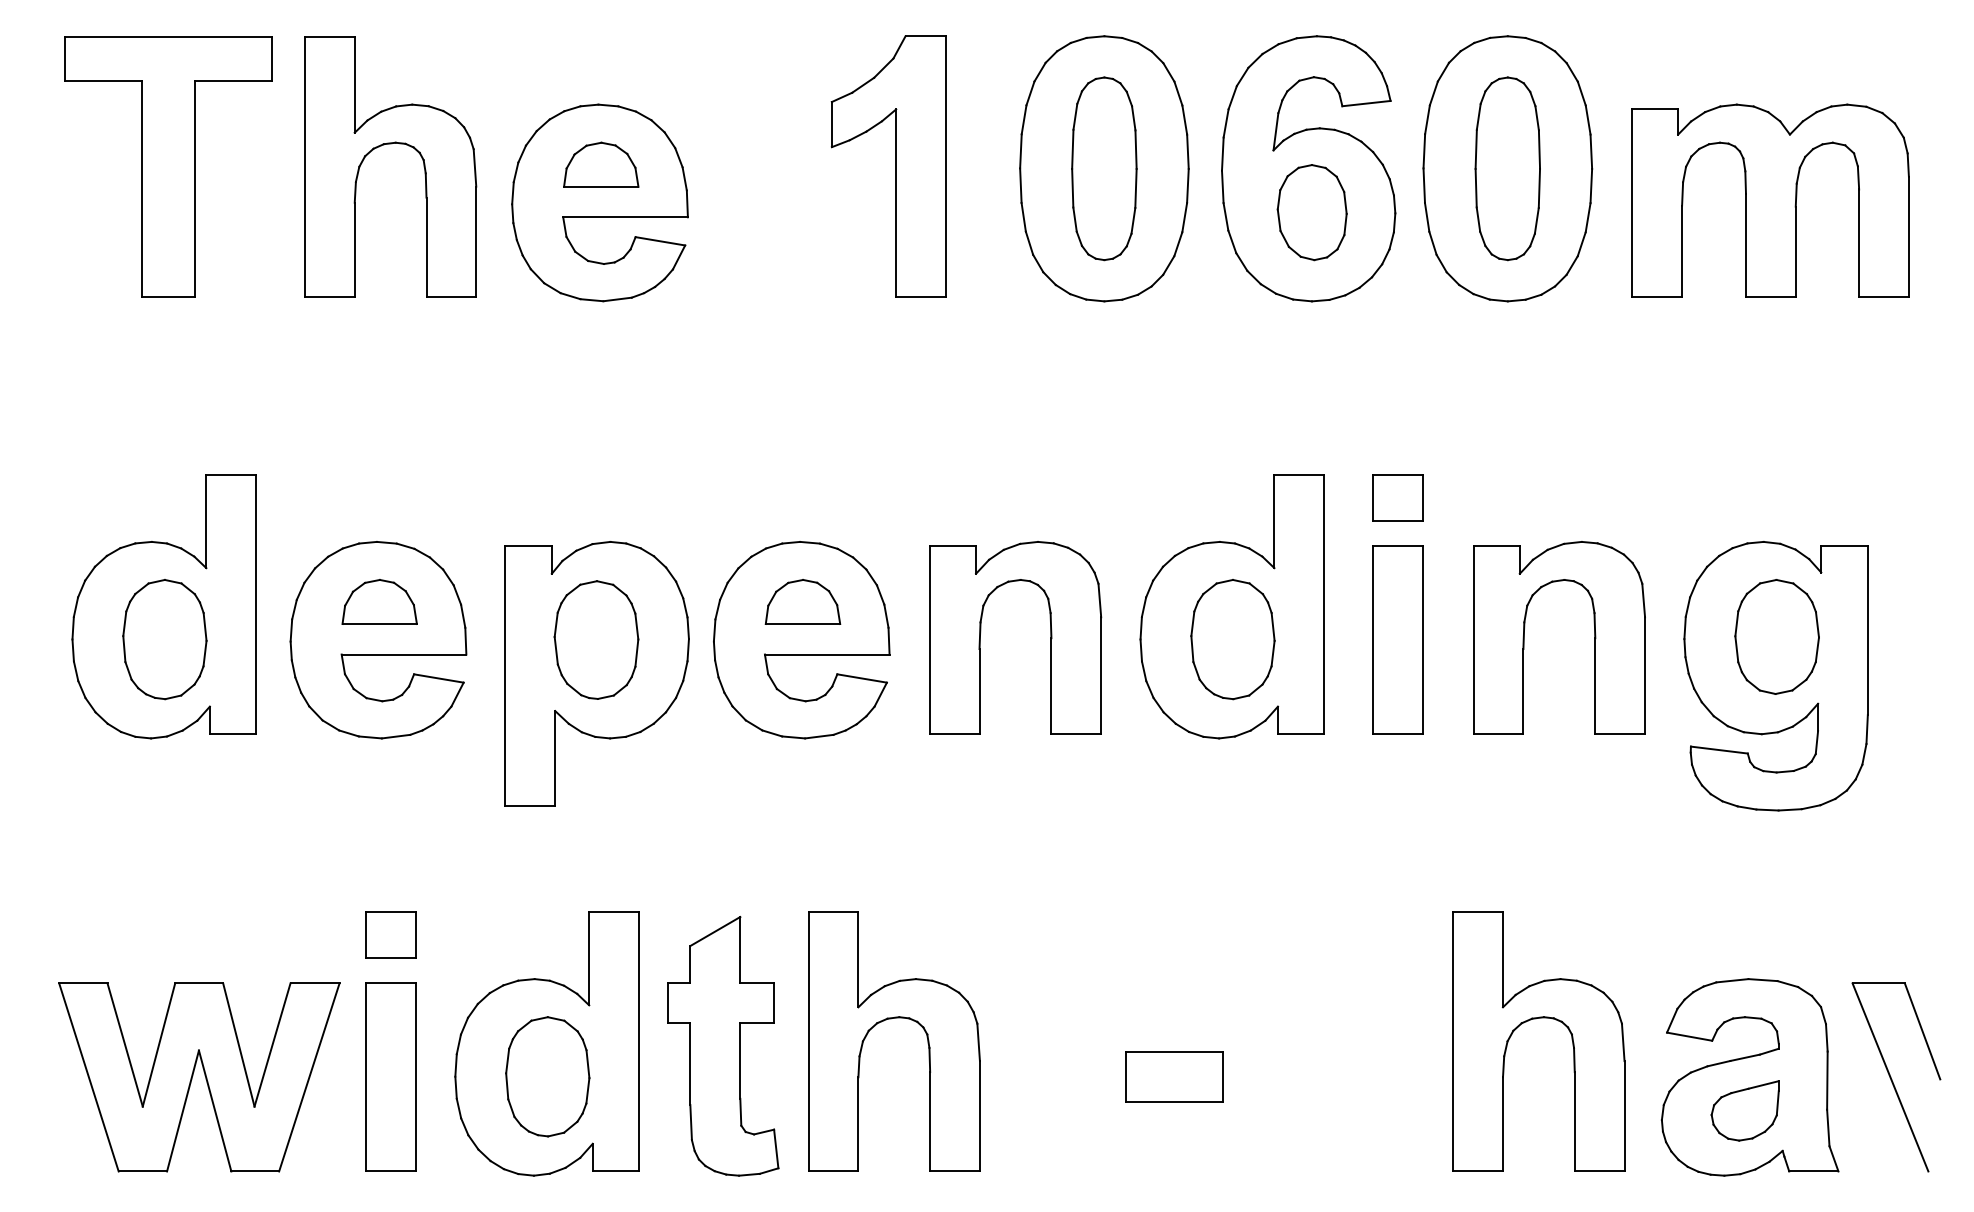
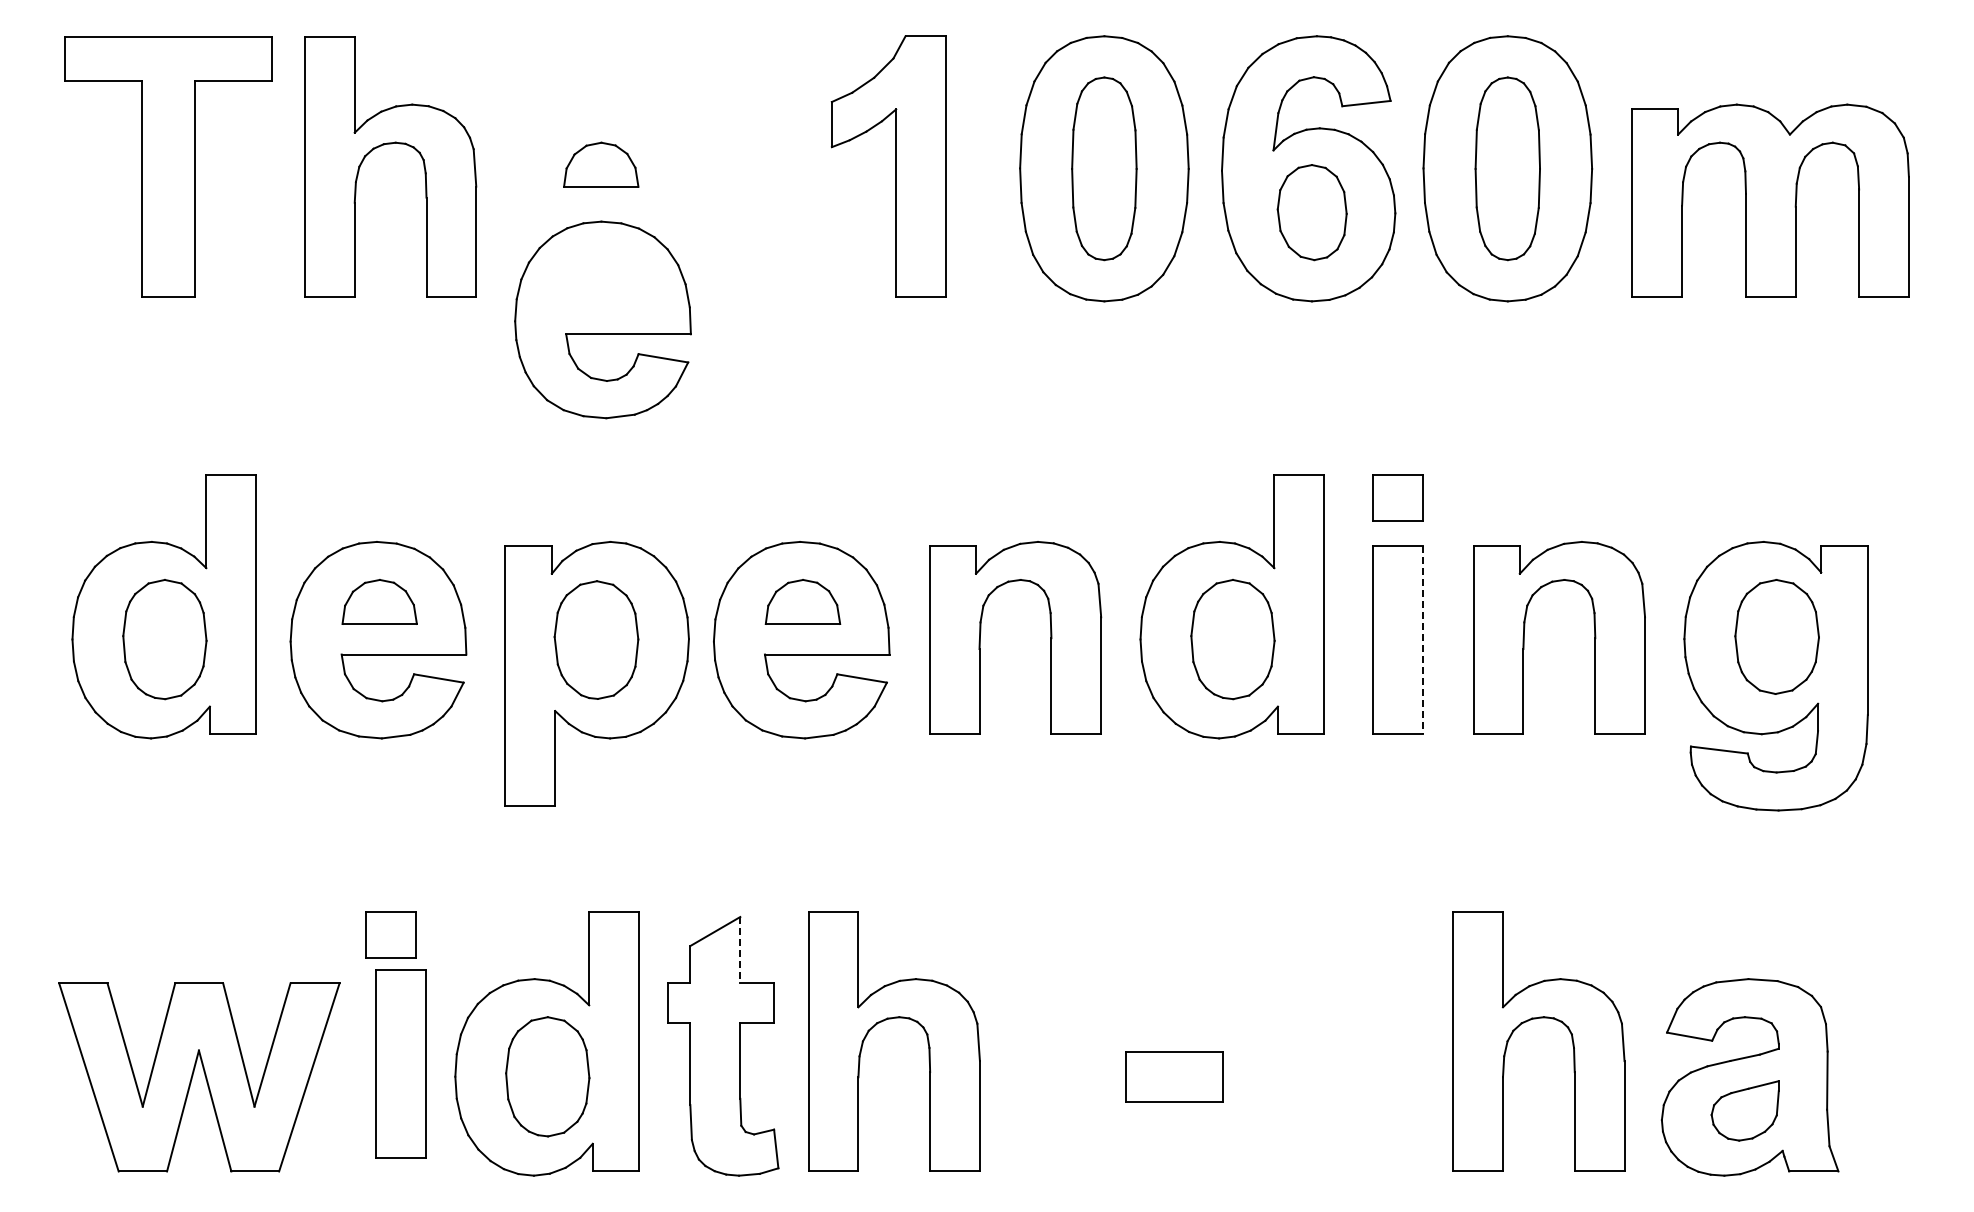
part position: (599, 202) -> (602, 319) (602, 319)
line: solid -> dashed (1423, 640)
line: solid -> dashed (740, 950)
part position: (390, 1076) -> (400, 1063) (400, 1063)
part: present -> none (1896, 1077)
